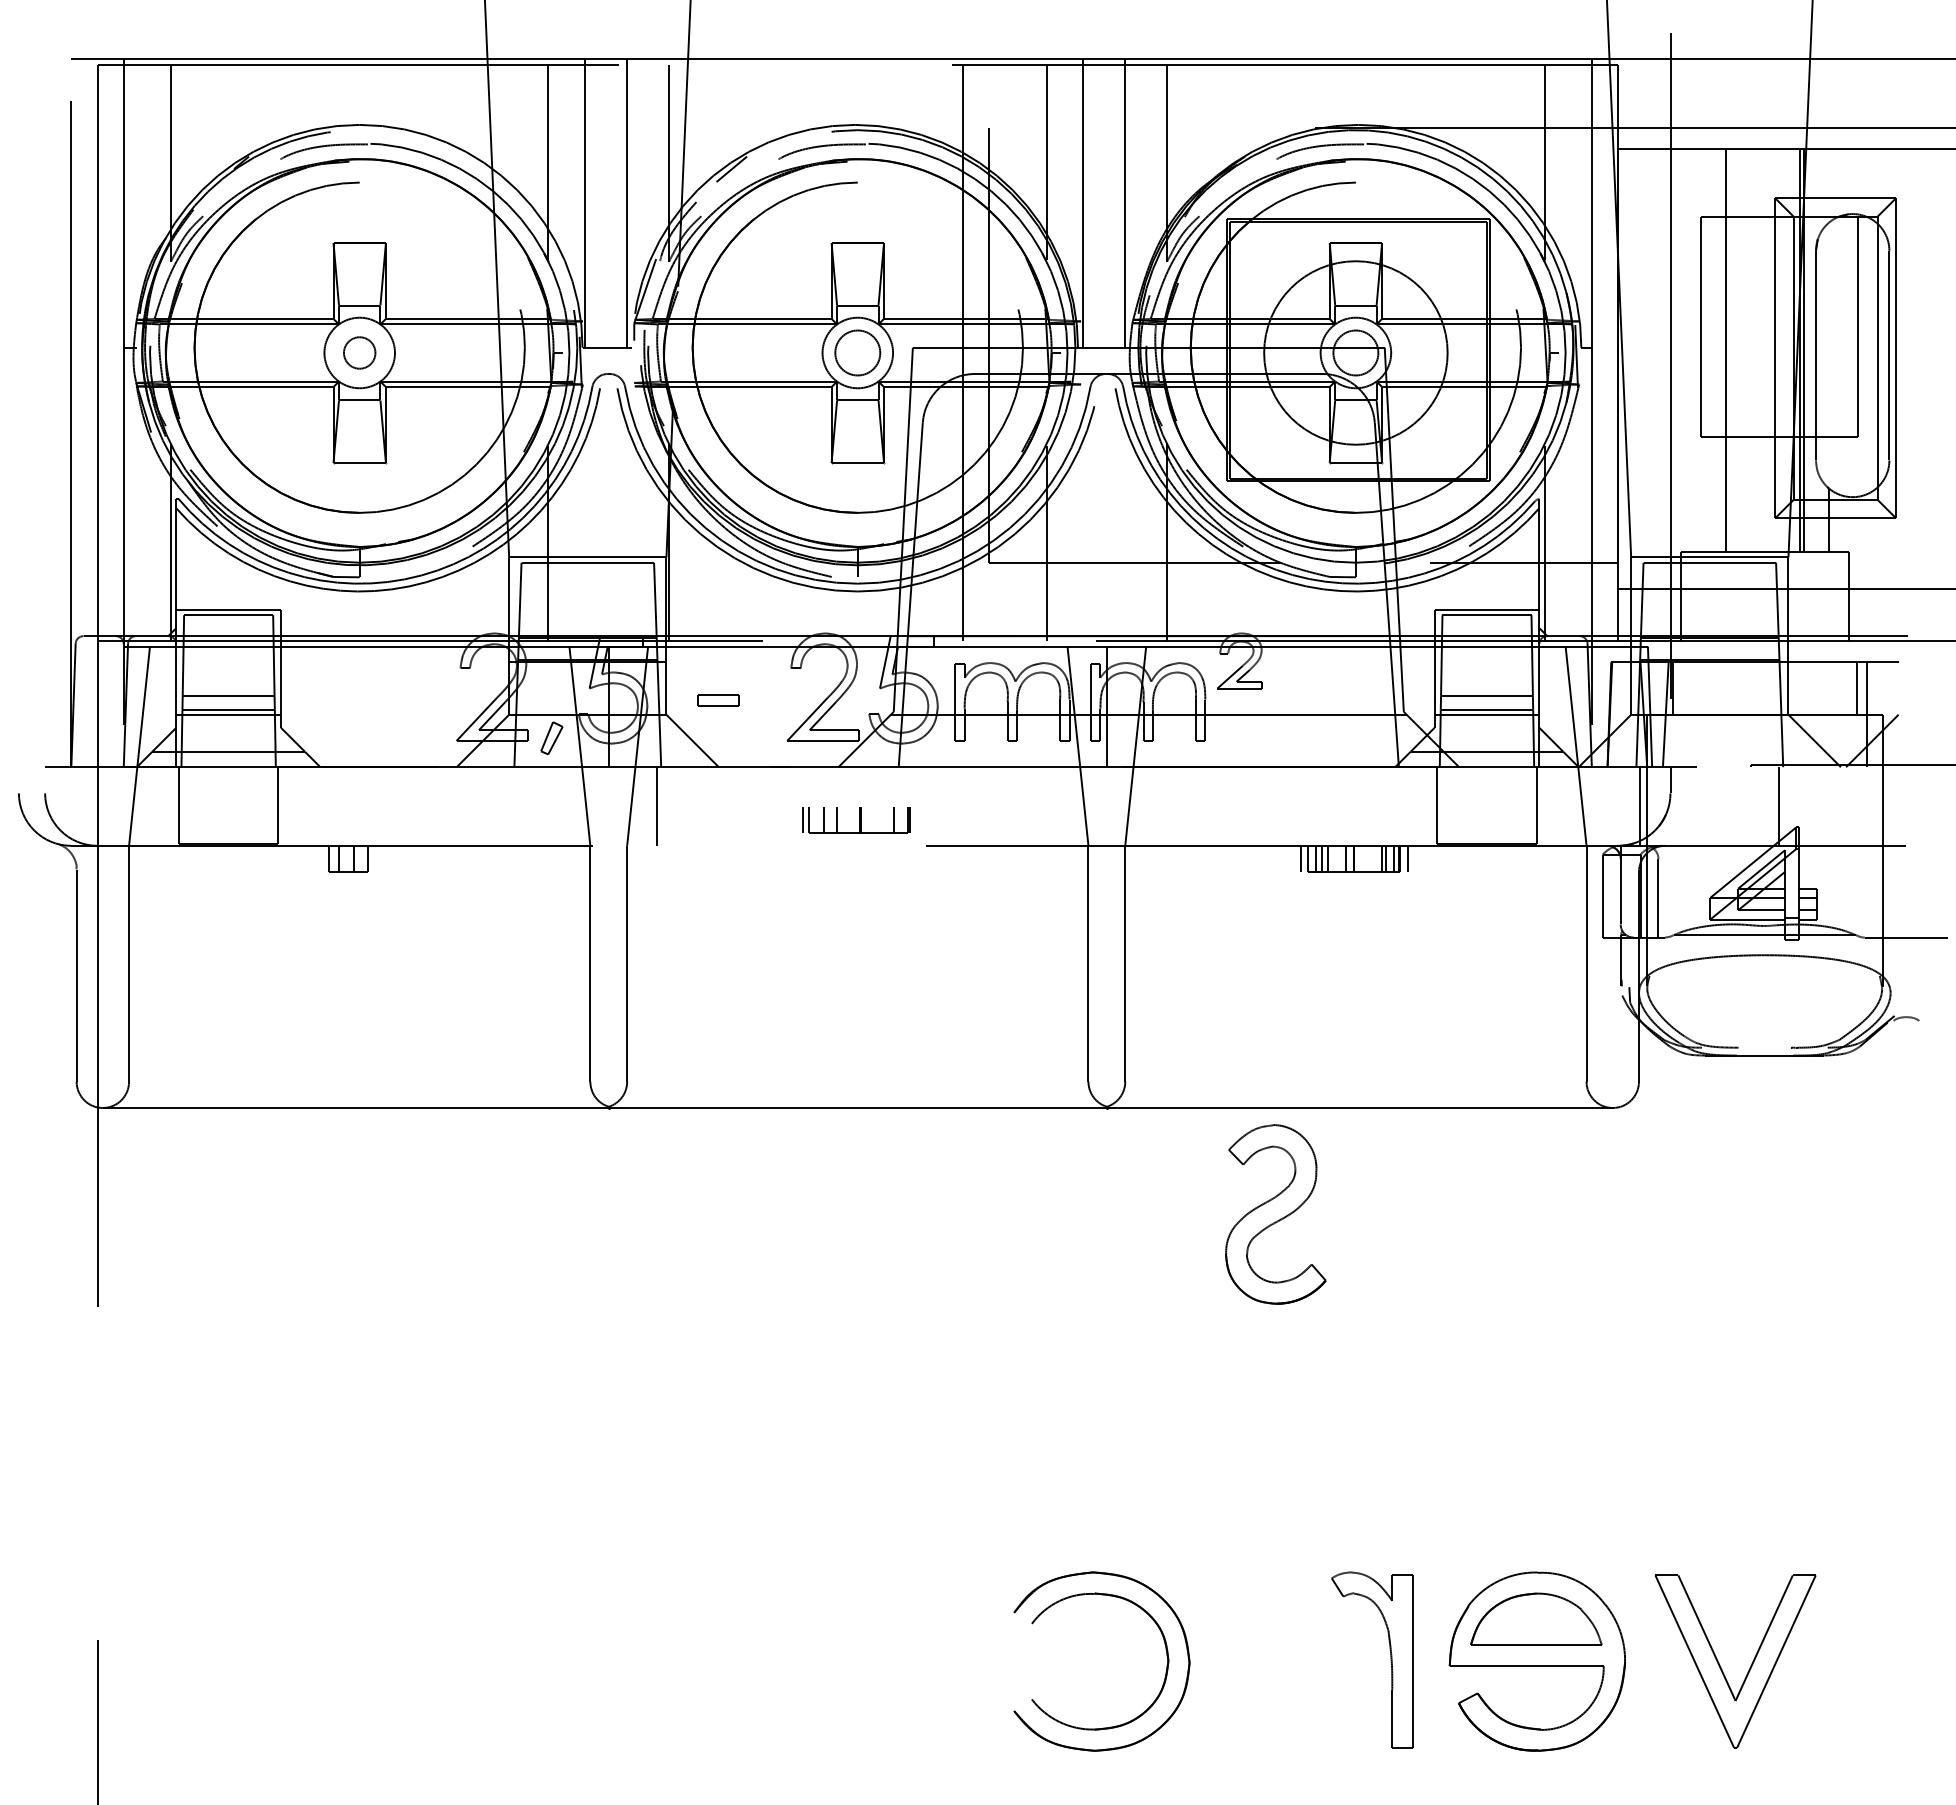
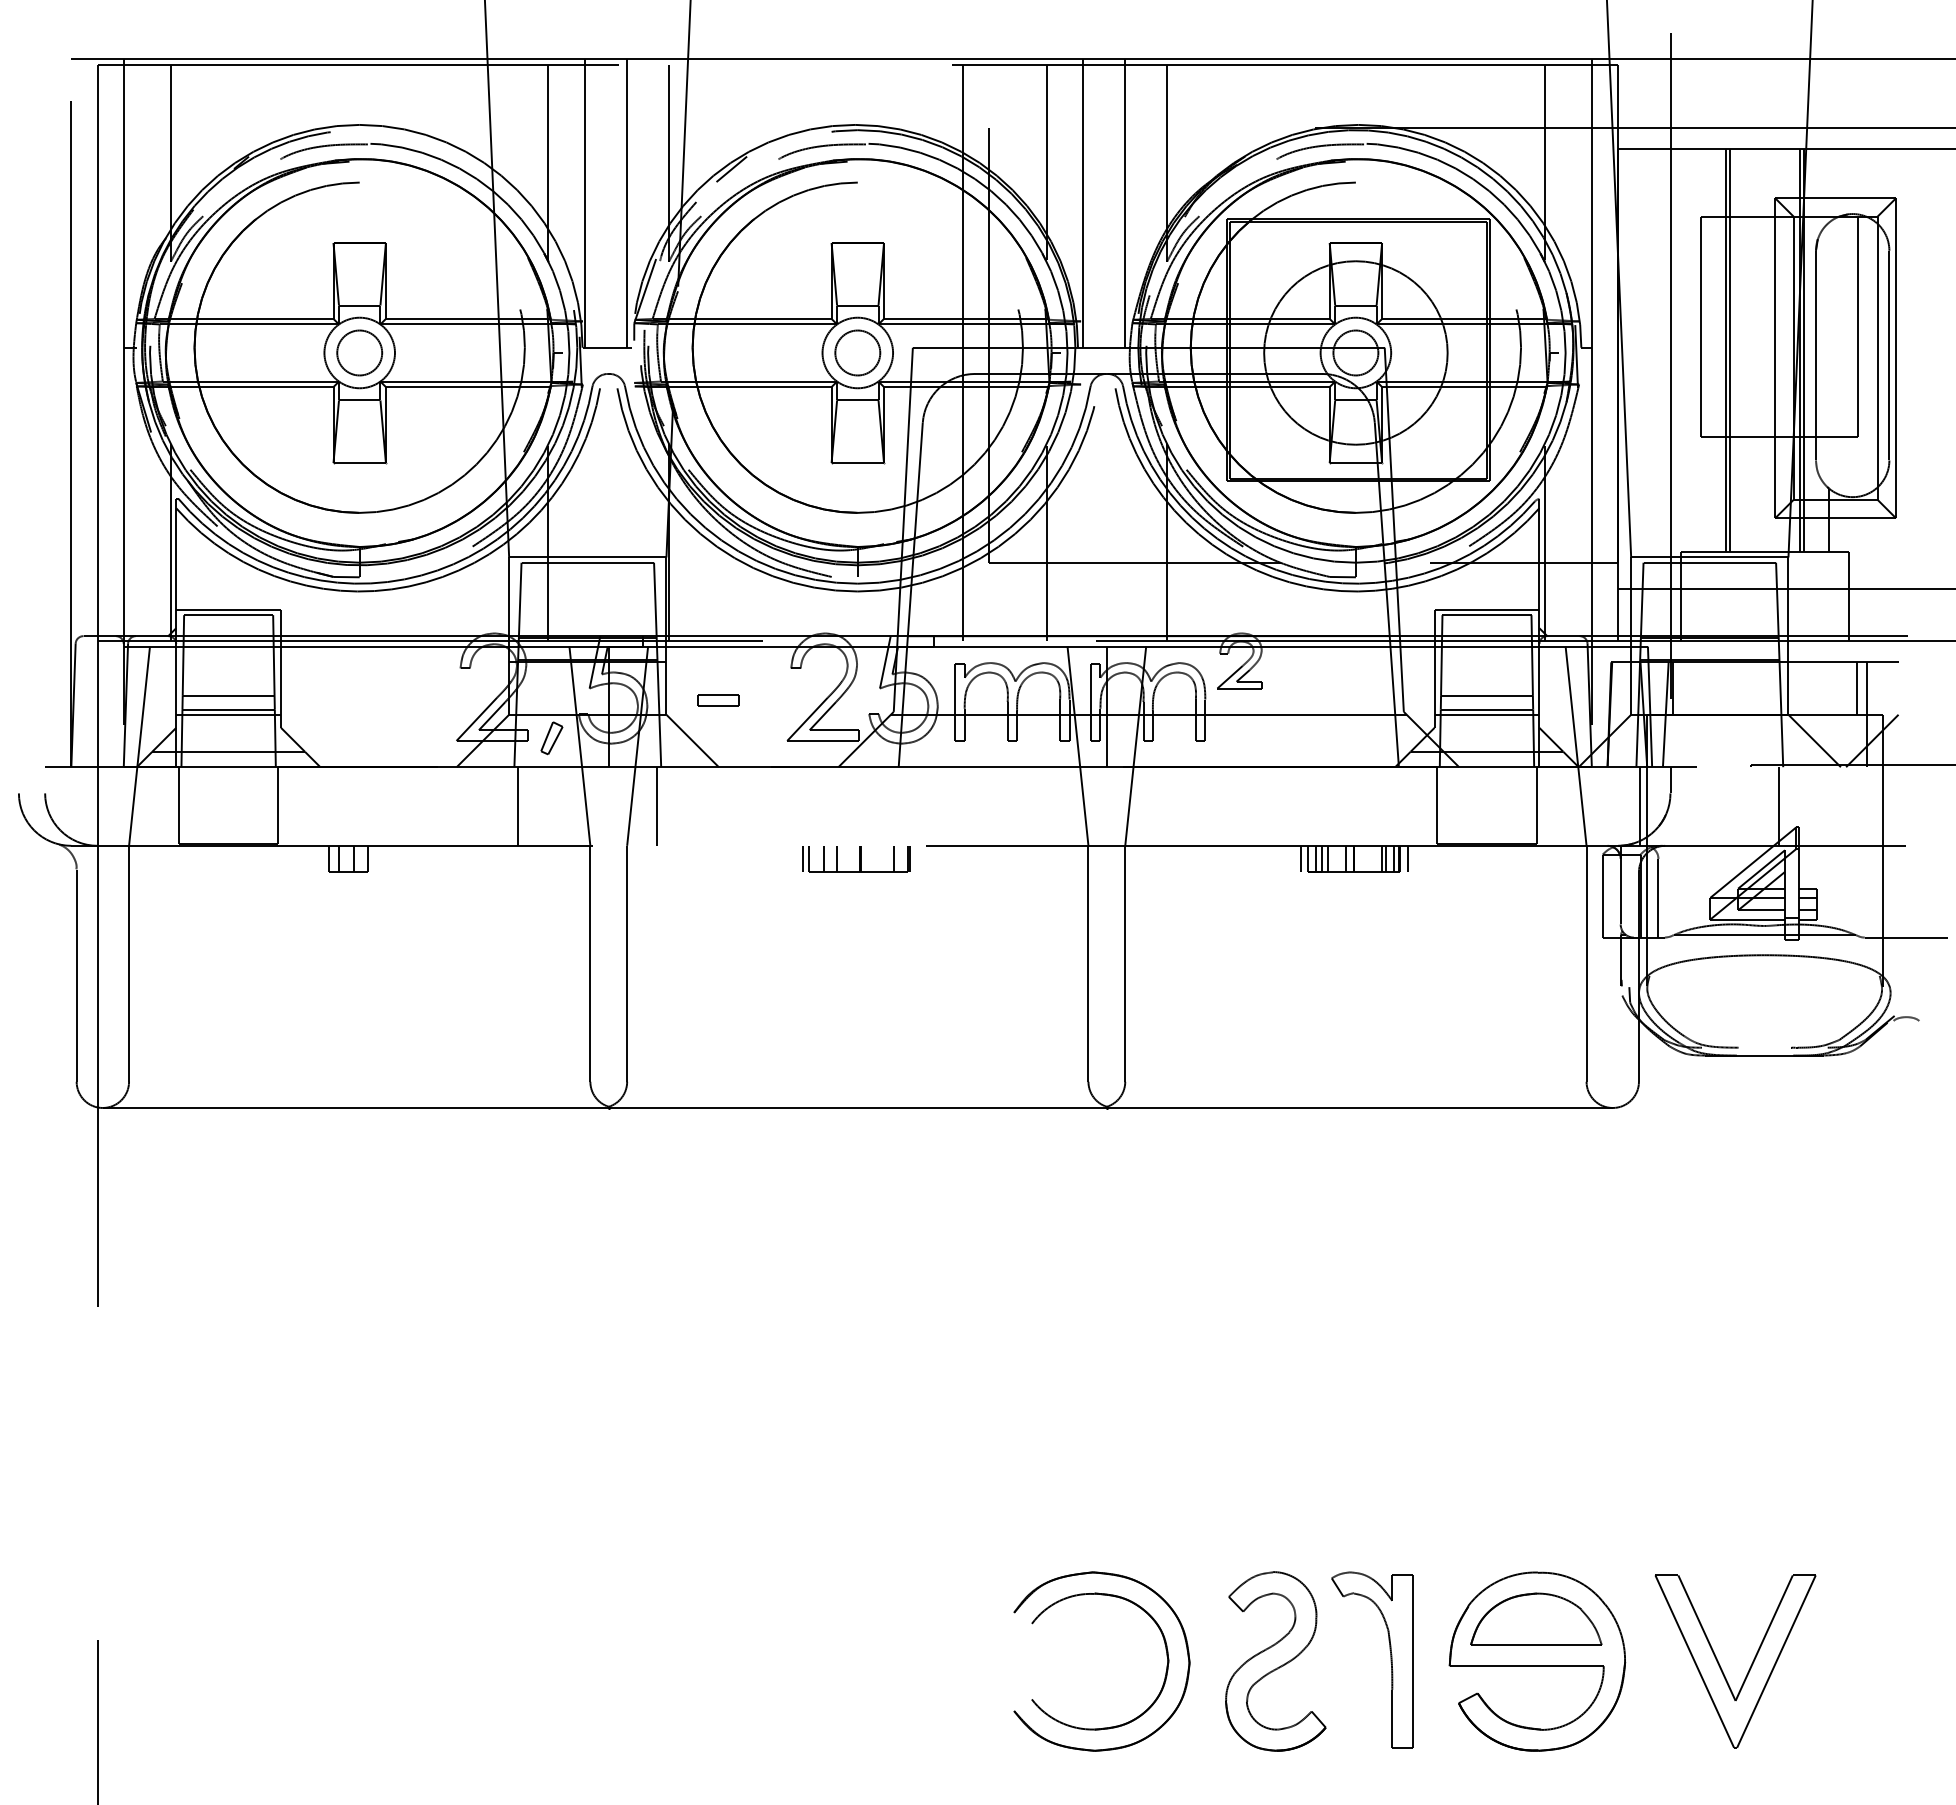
line: none -> present (1730, 350)
circle diameter: 31 px -> 45 px (359, 352)
line: none -> present (518, 806)
part position: (856, 820) -> (856, 859) (856, 859)
part position: (1275, 1214) -> (1275, 1661) (1275, 1661)
